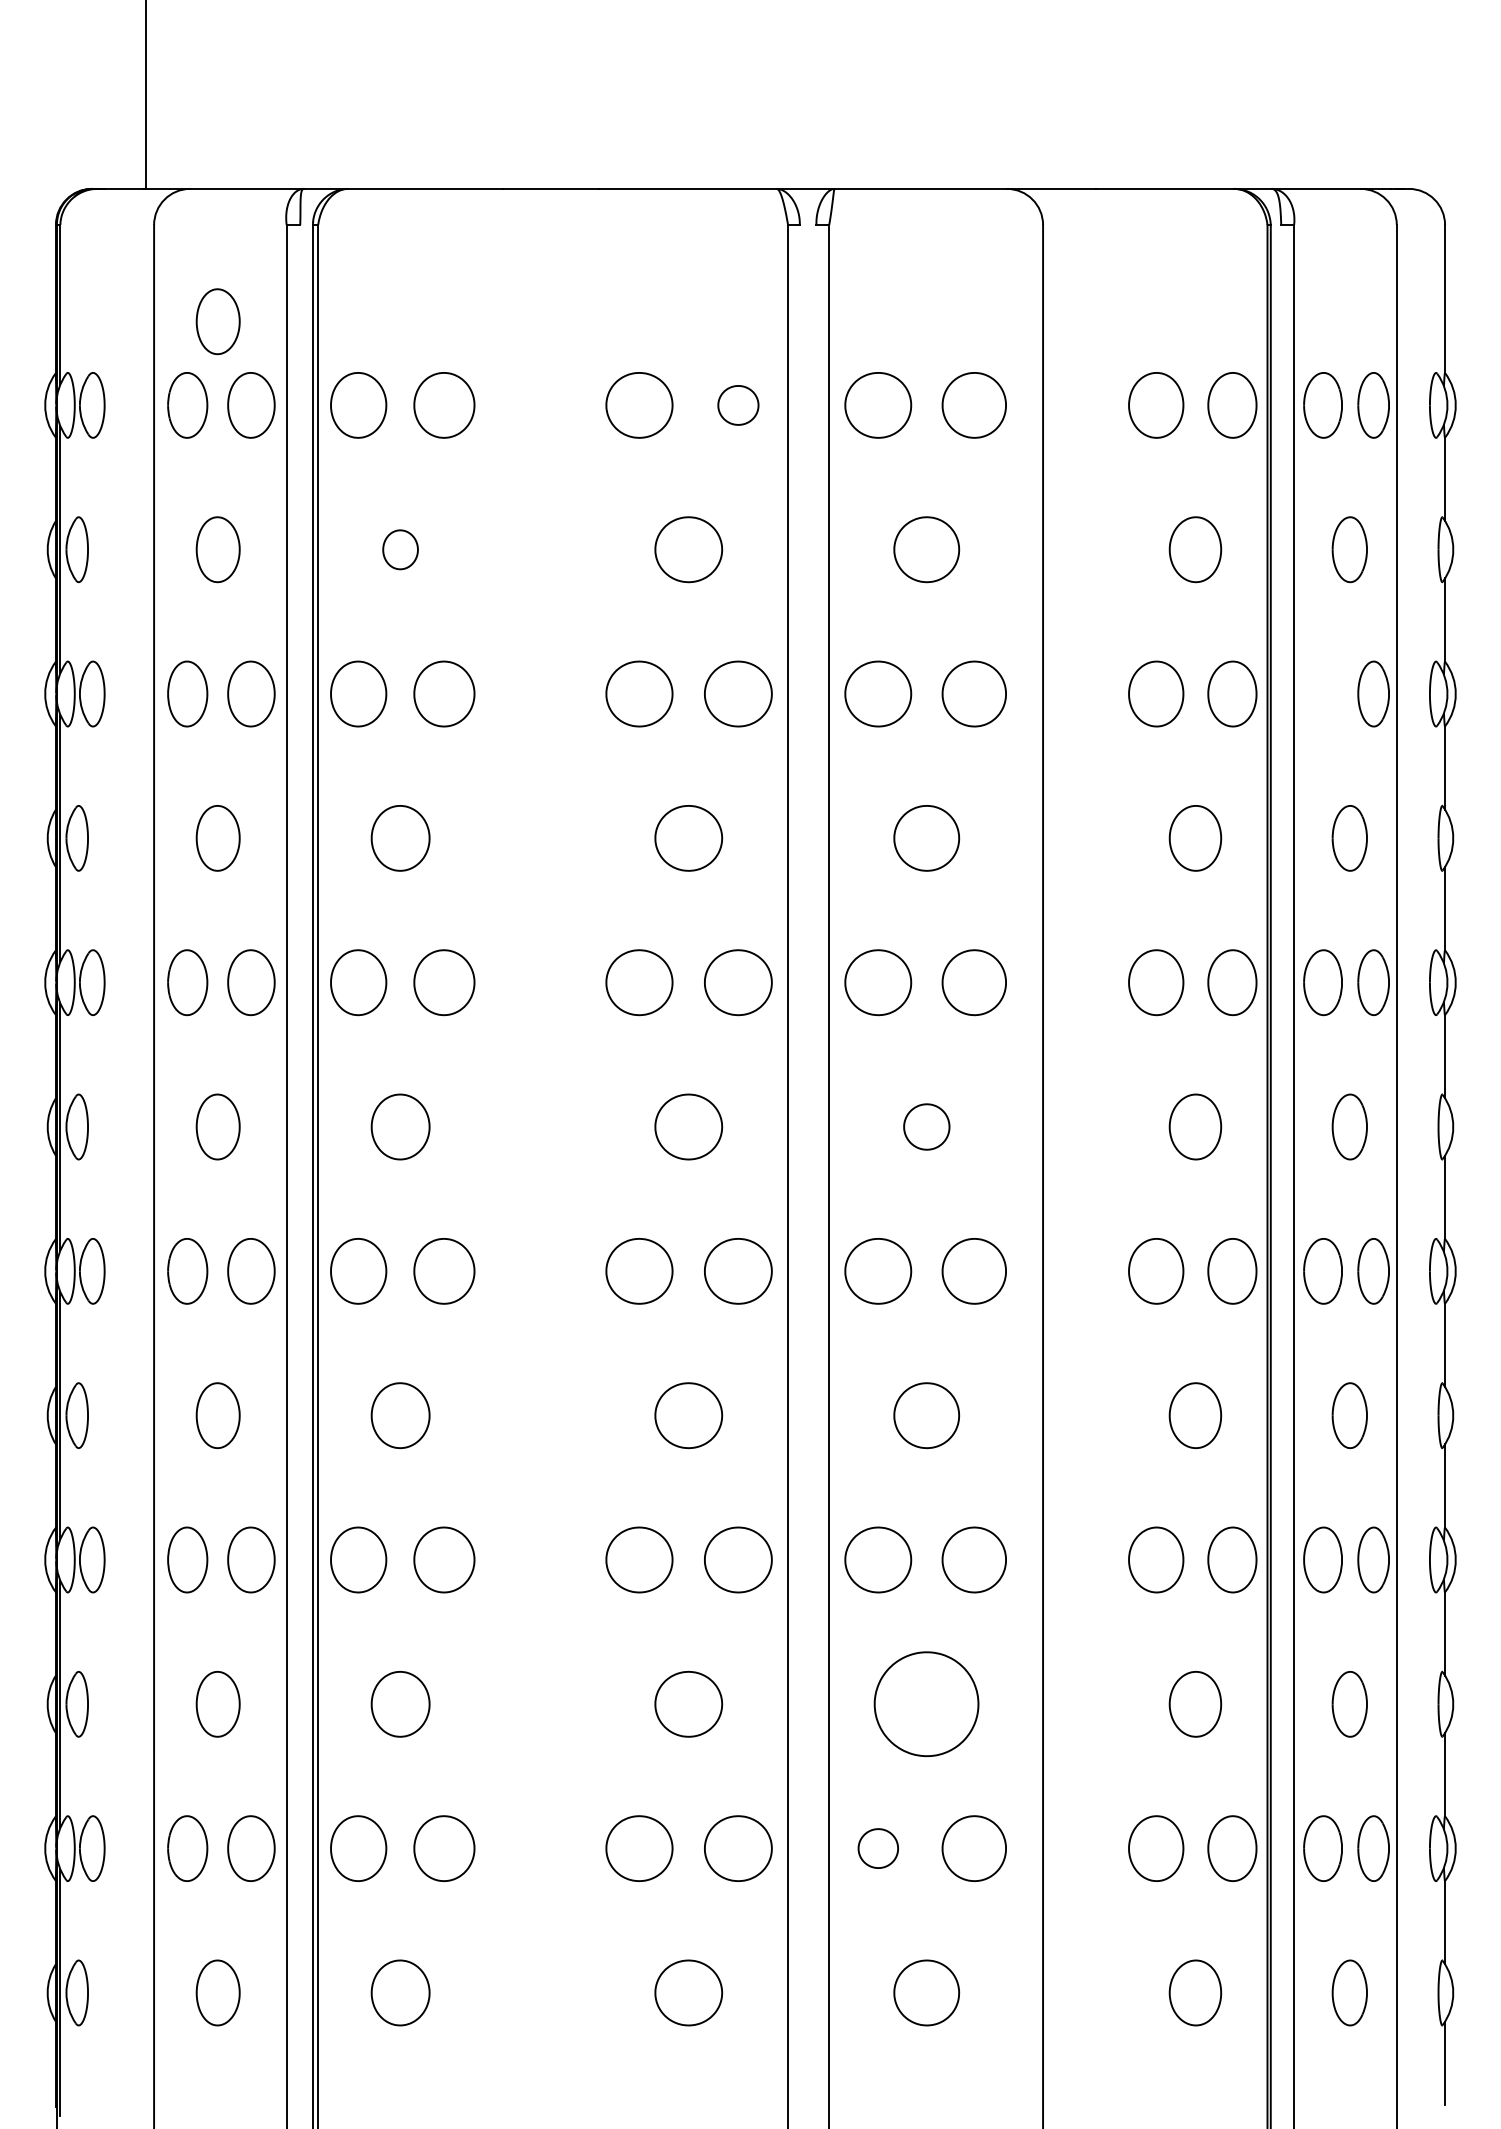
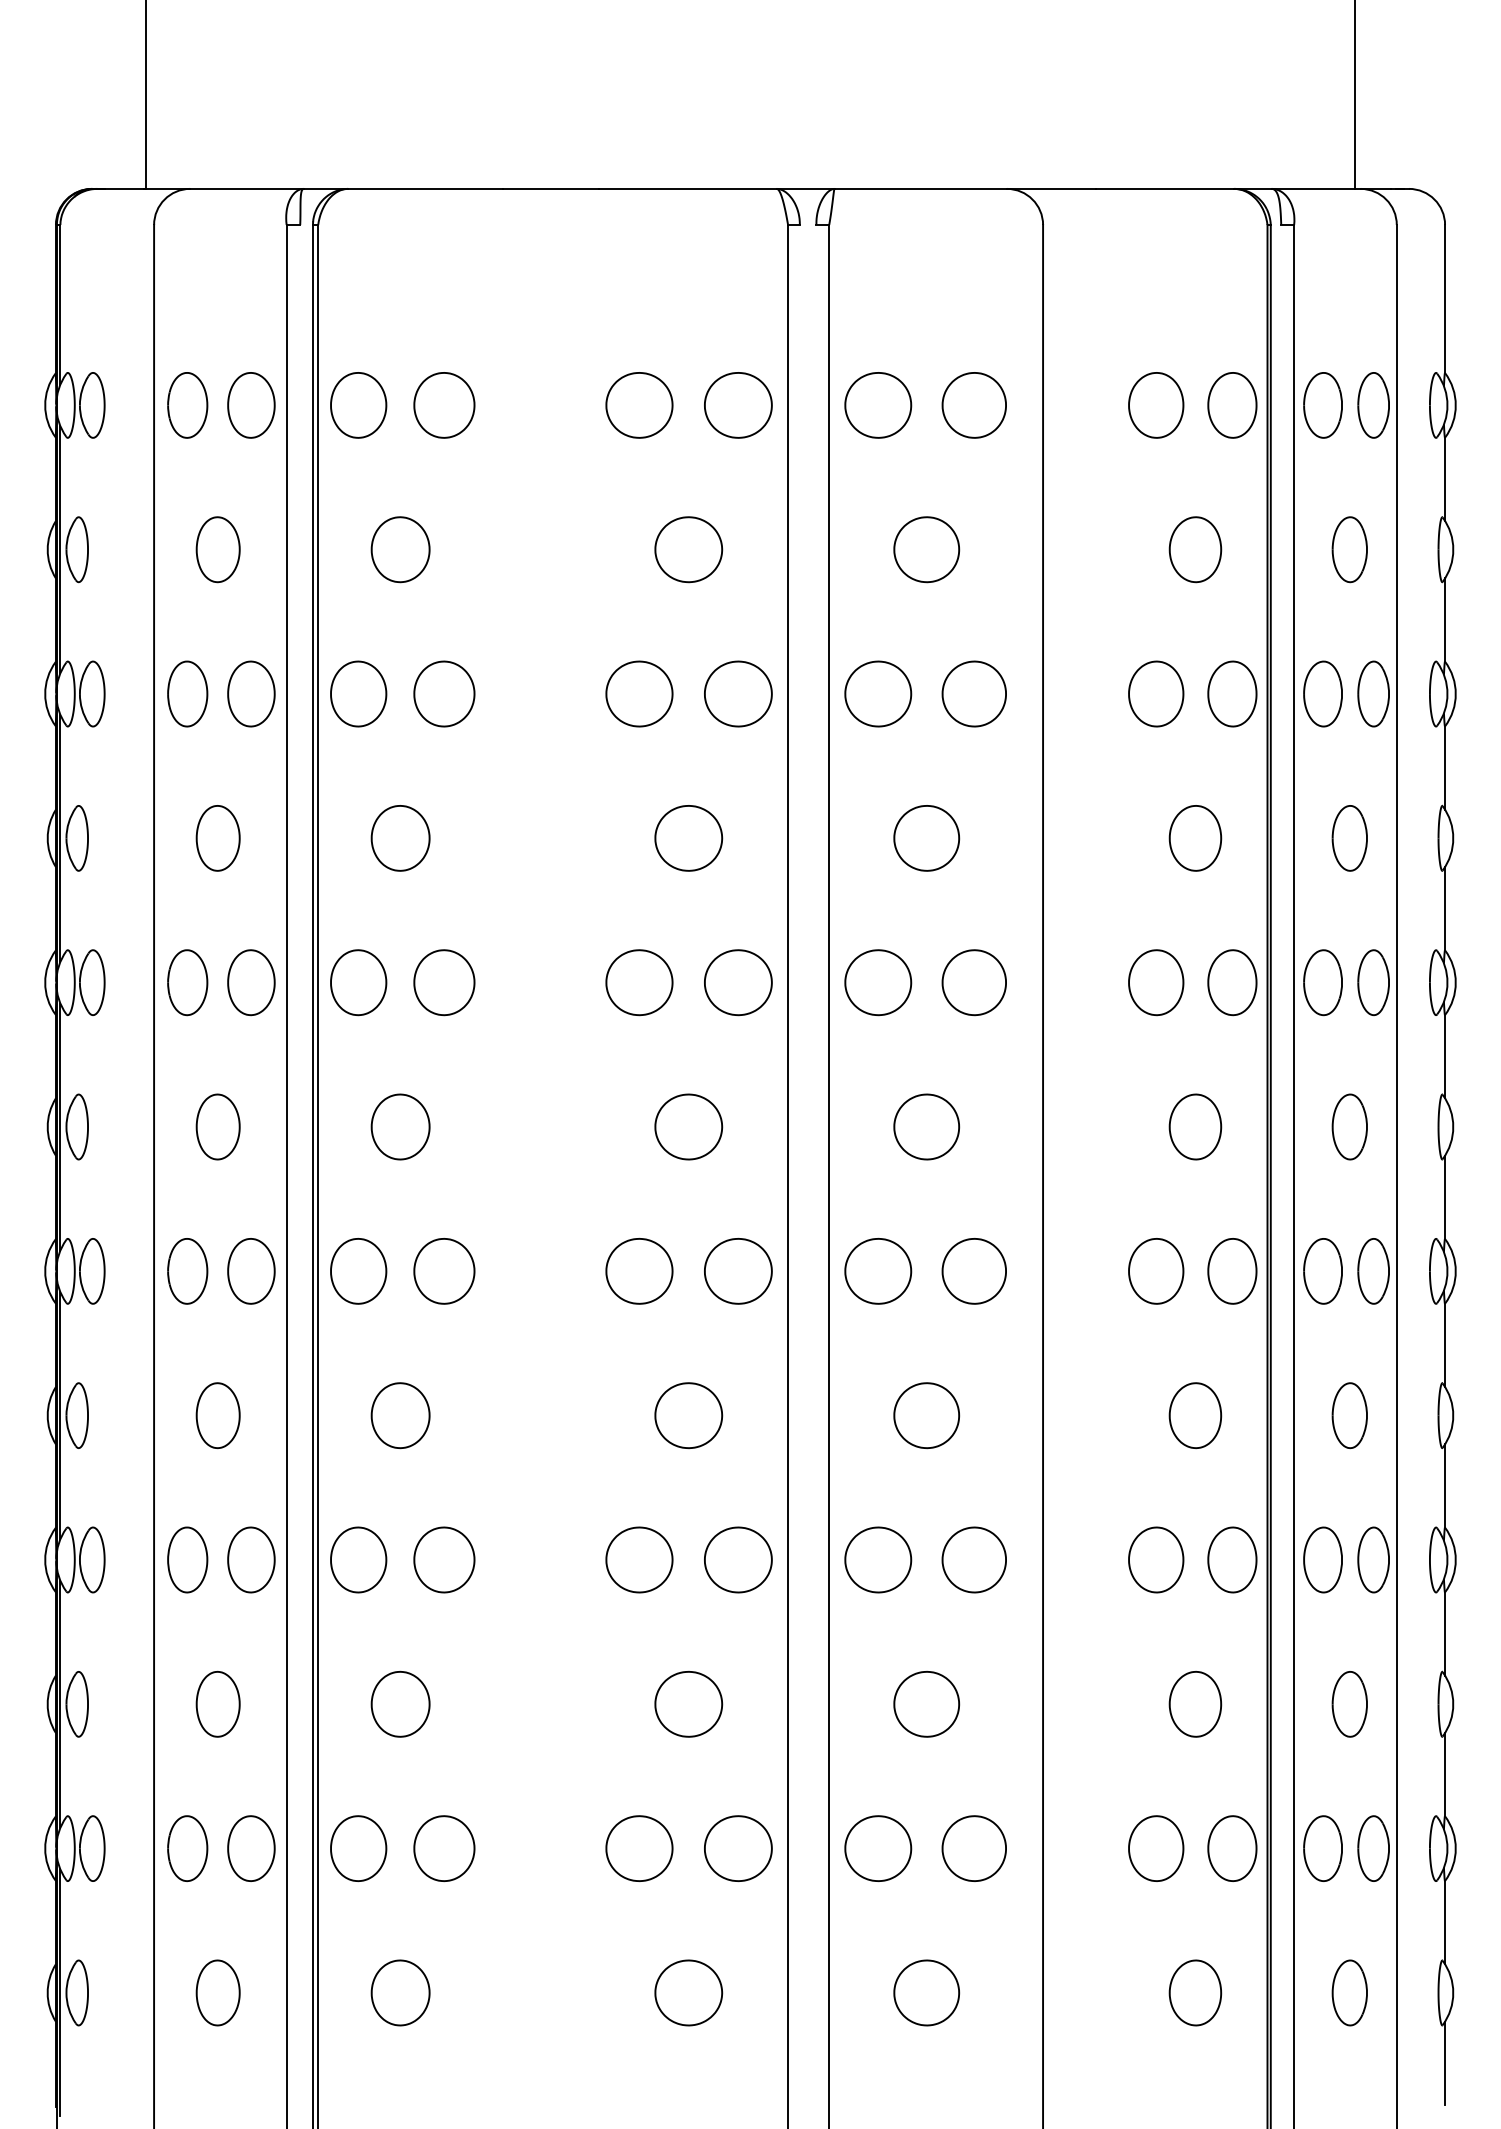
line: none -> present (1354, 95)
part: present -> none (217, 321)
part size: 43x41 px -> 69x67 px (738, 405)
part size: 37x42 px -> 61x68 px (400, 549)
part: none -> present (1322, 693)
part size: 48x48 px -> 68x68 px (926, 1126)
part size: 107x107 px -> 68x67 px (926, 1704)
part size: 42x41 px -> 69x67 px (878, 1848)
